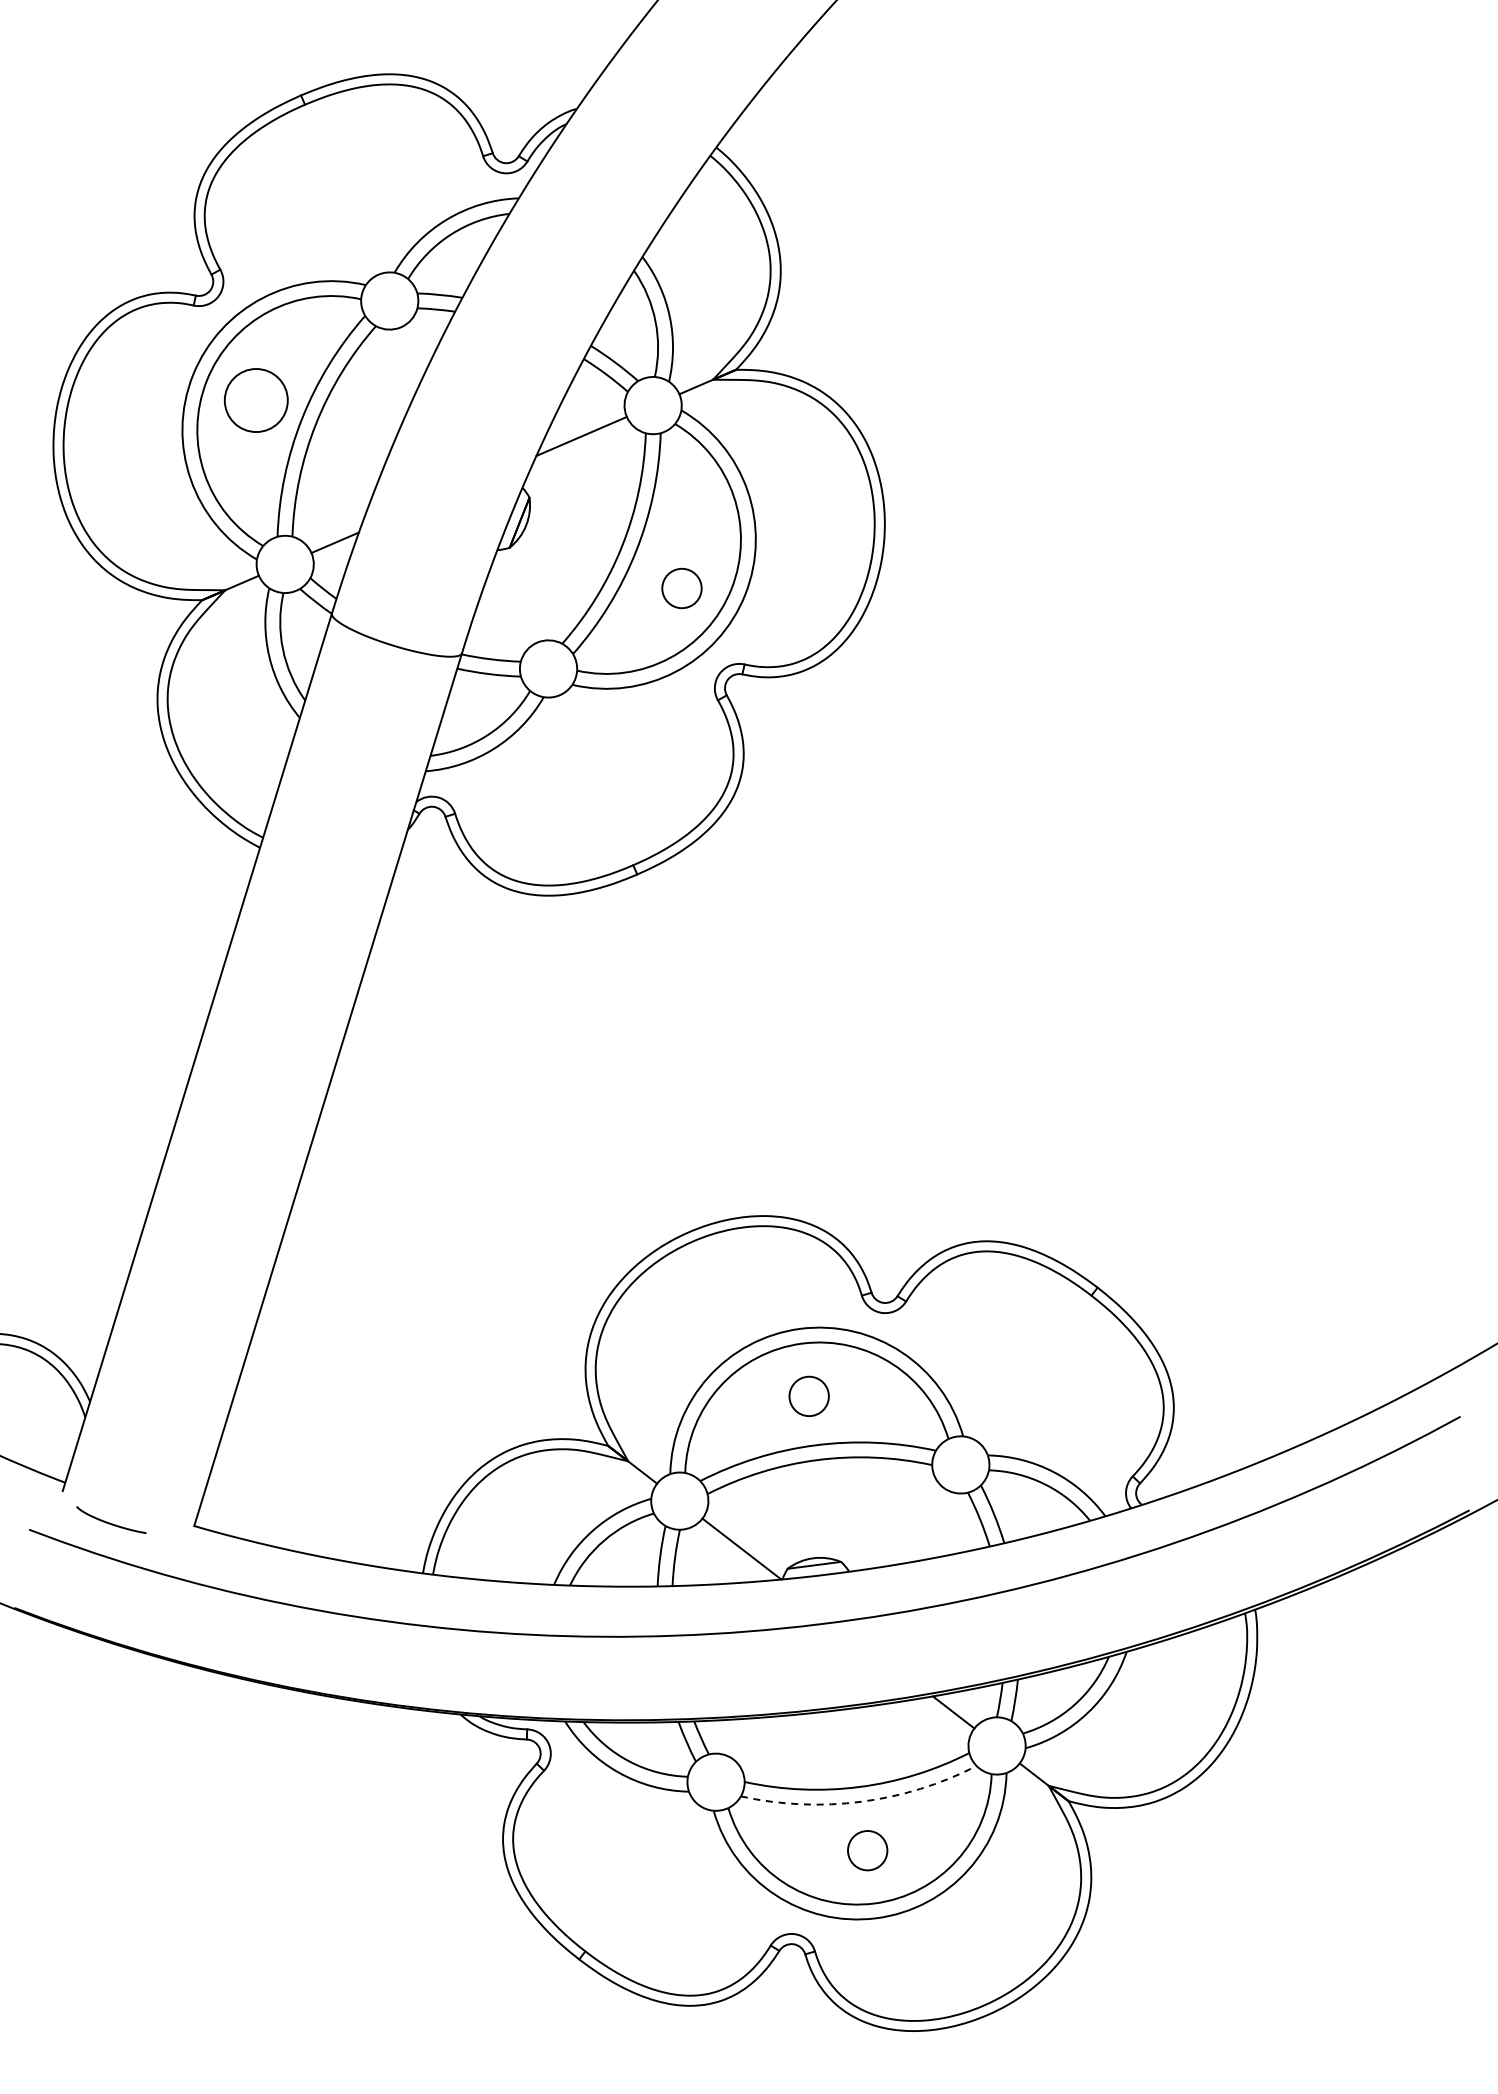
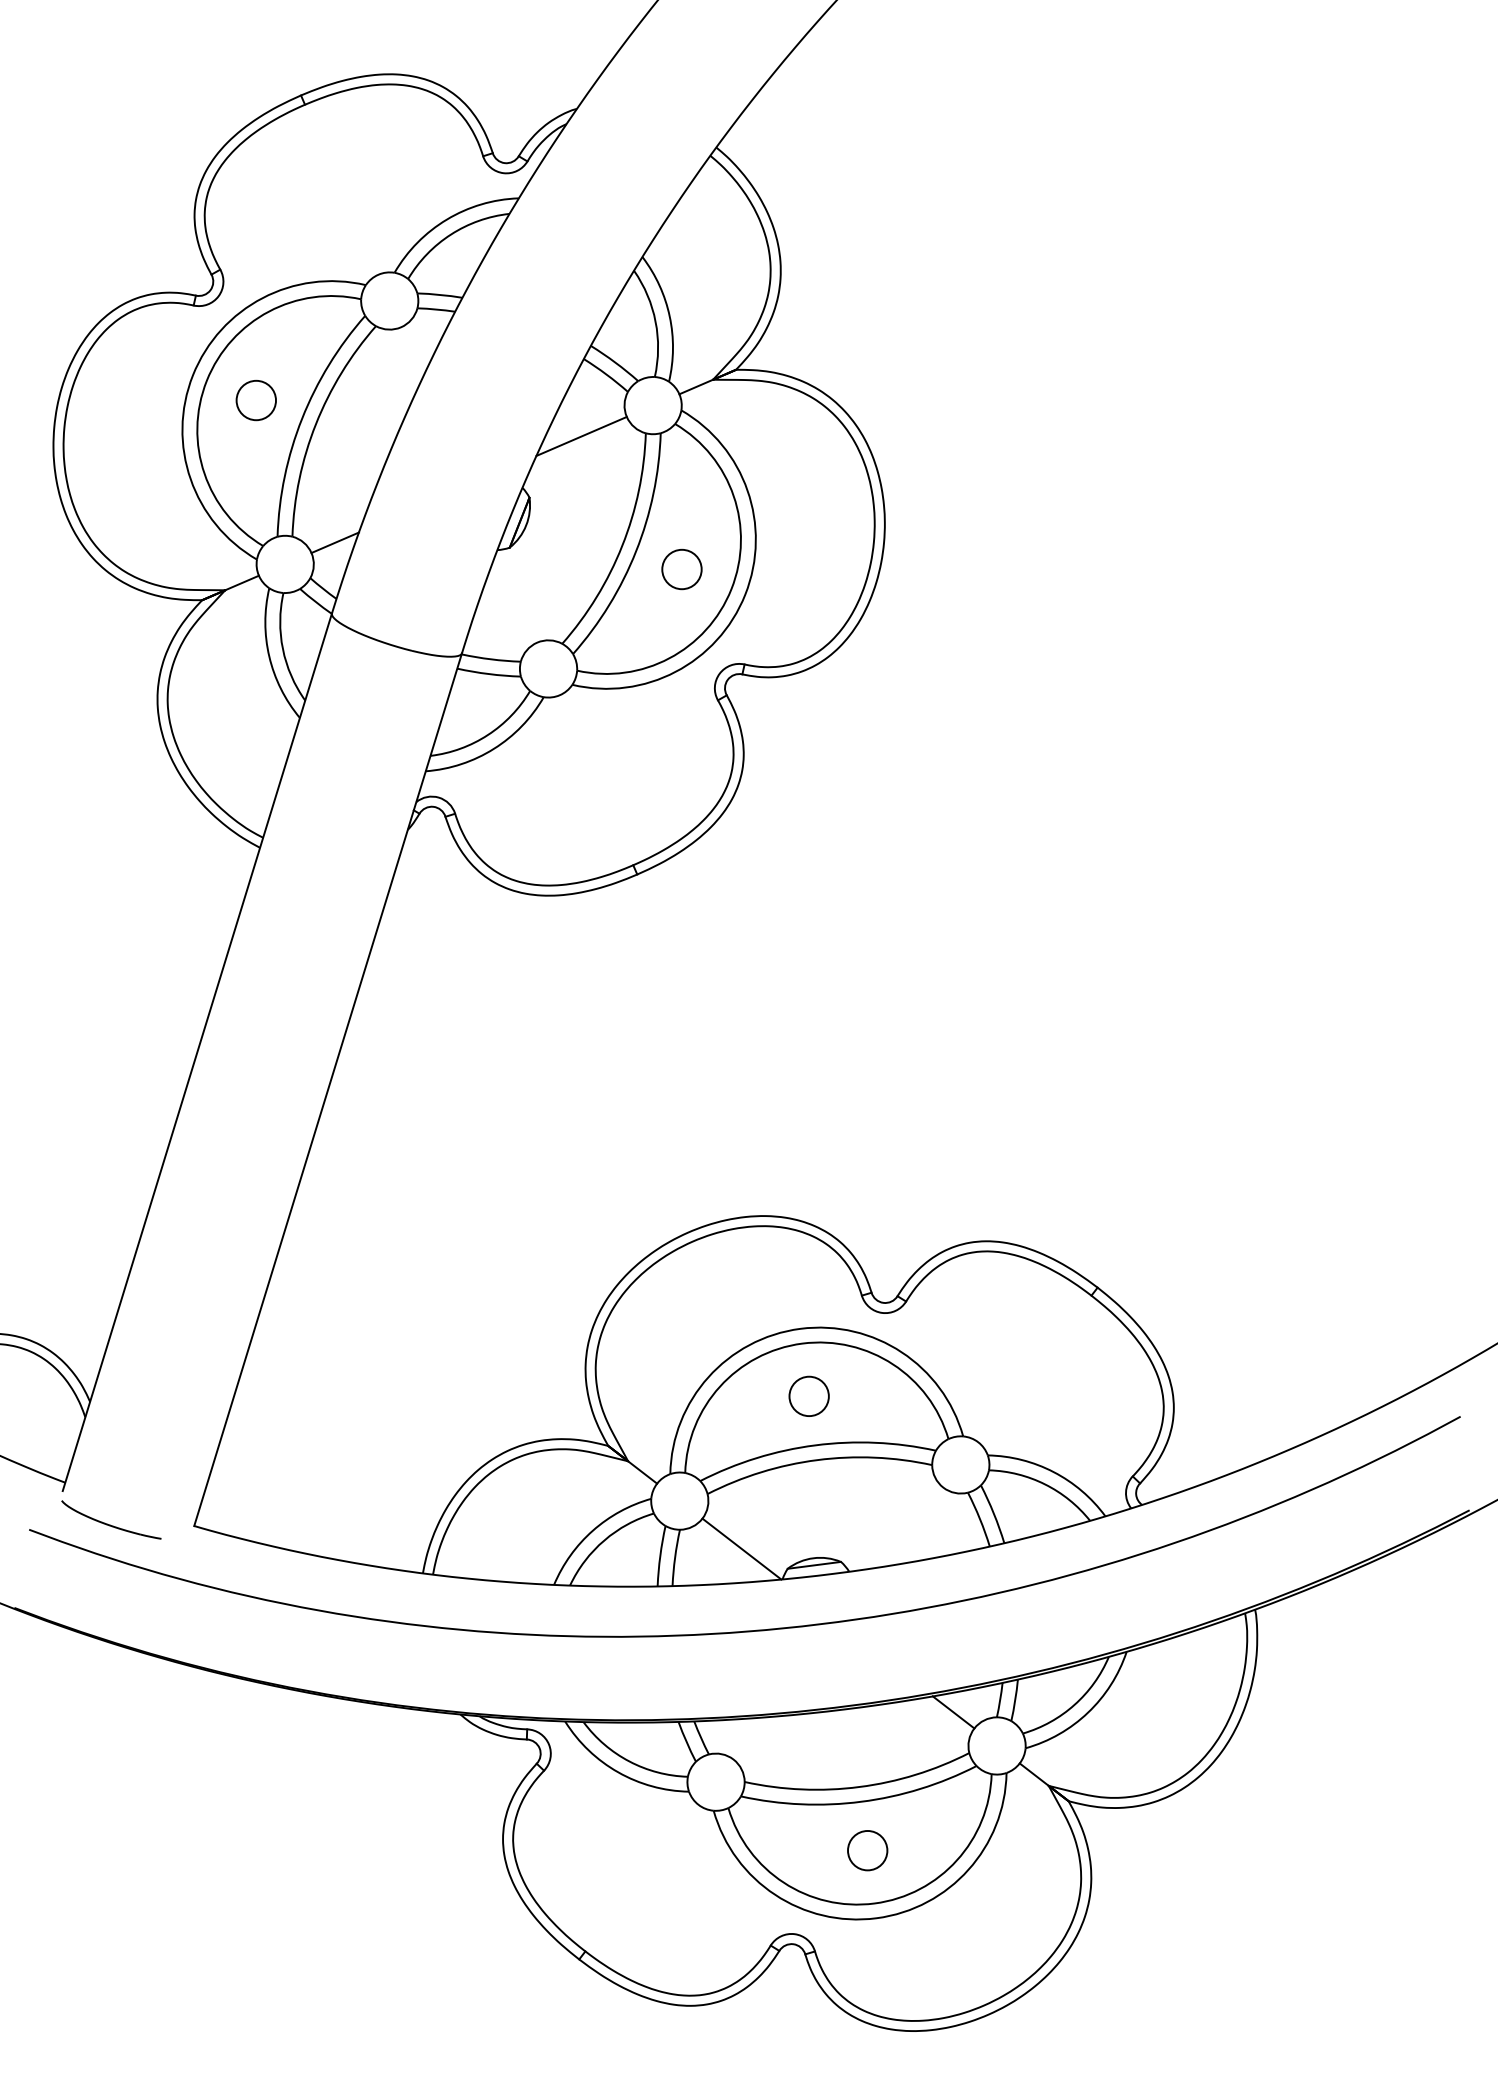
circle diameter: 63 px -> 39 px (256, 400)
circle position: (681, 588) -> (681, 569) (681, 569)
part size: 71x28 px -> 101x40 px (111, 1519)
arc: dashed -> solid (861, 1801)
